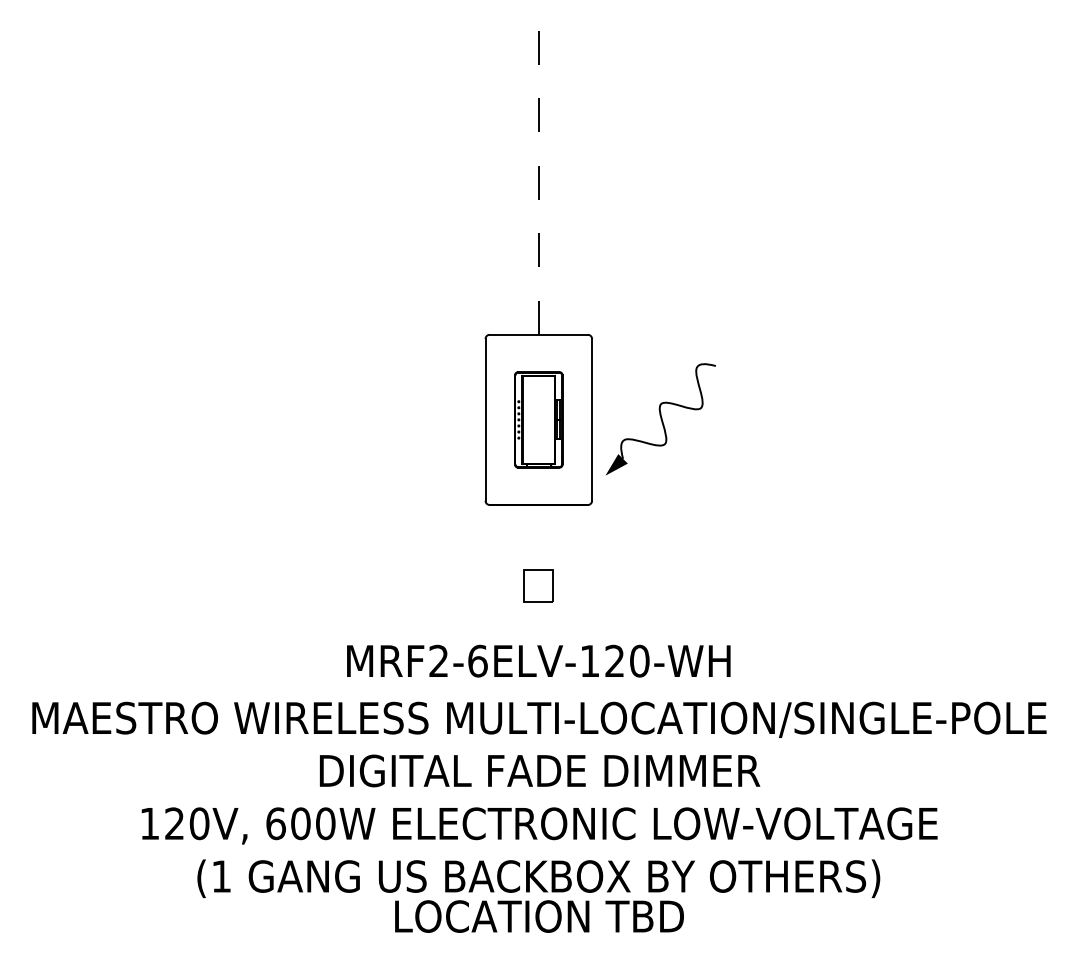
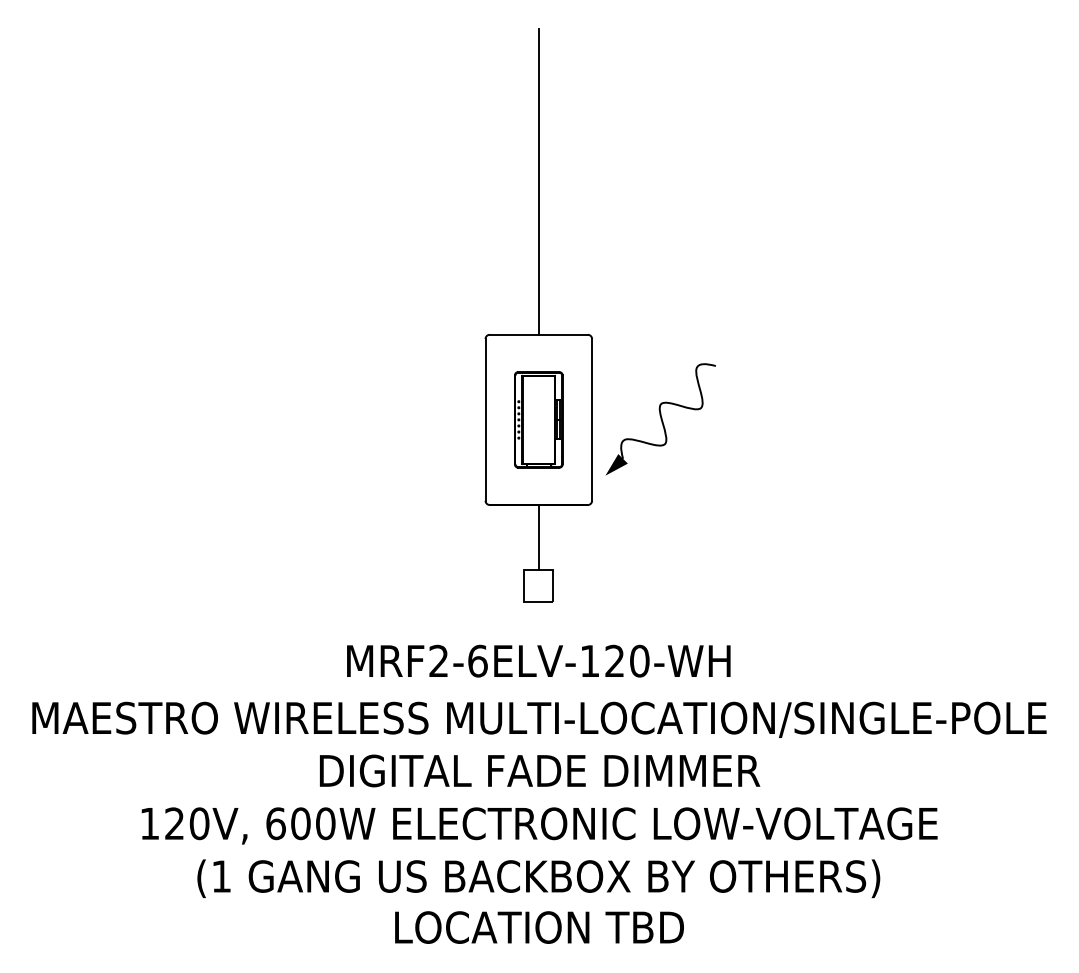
line: dashed -> solid (538, 181)
line: none -> present (538, 537)
text position: (539, 916) -> (539, 927) (539, 927)
